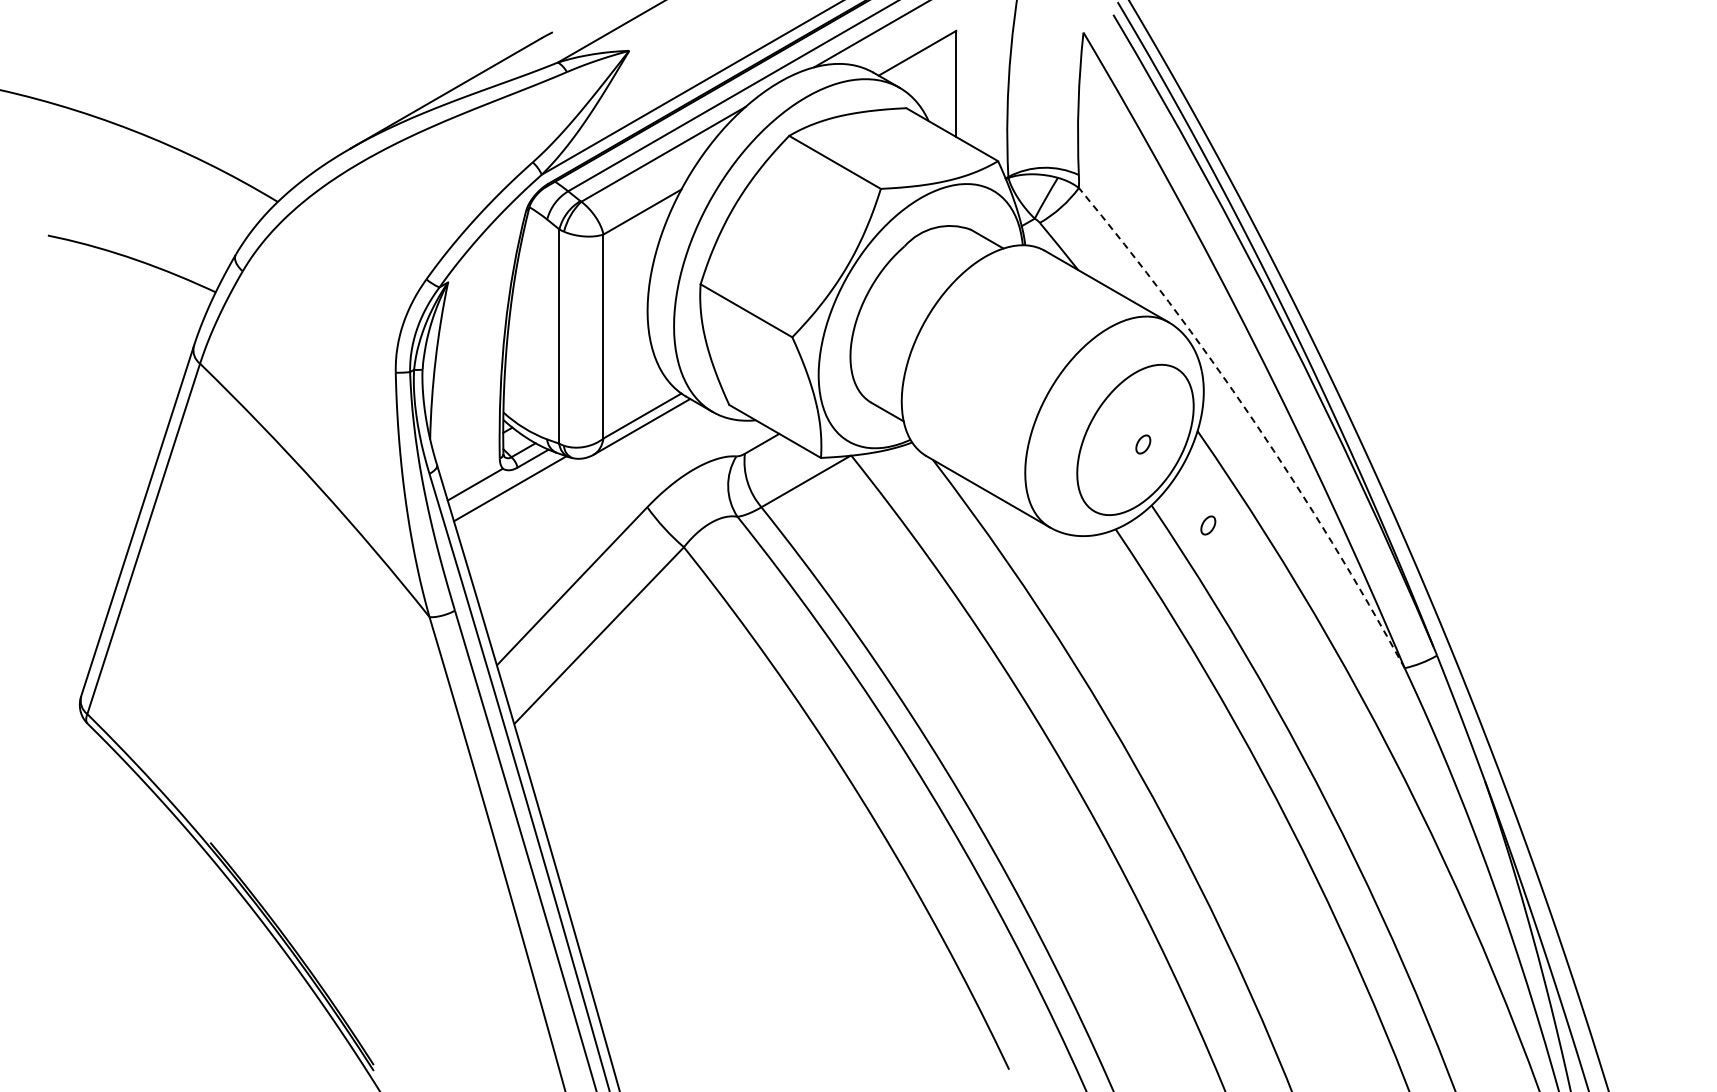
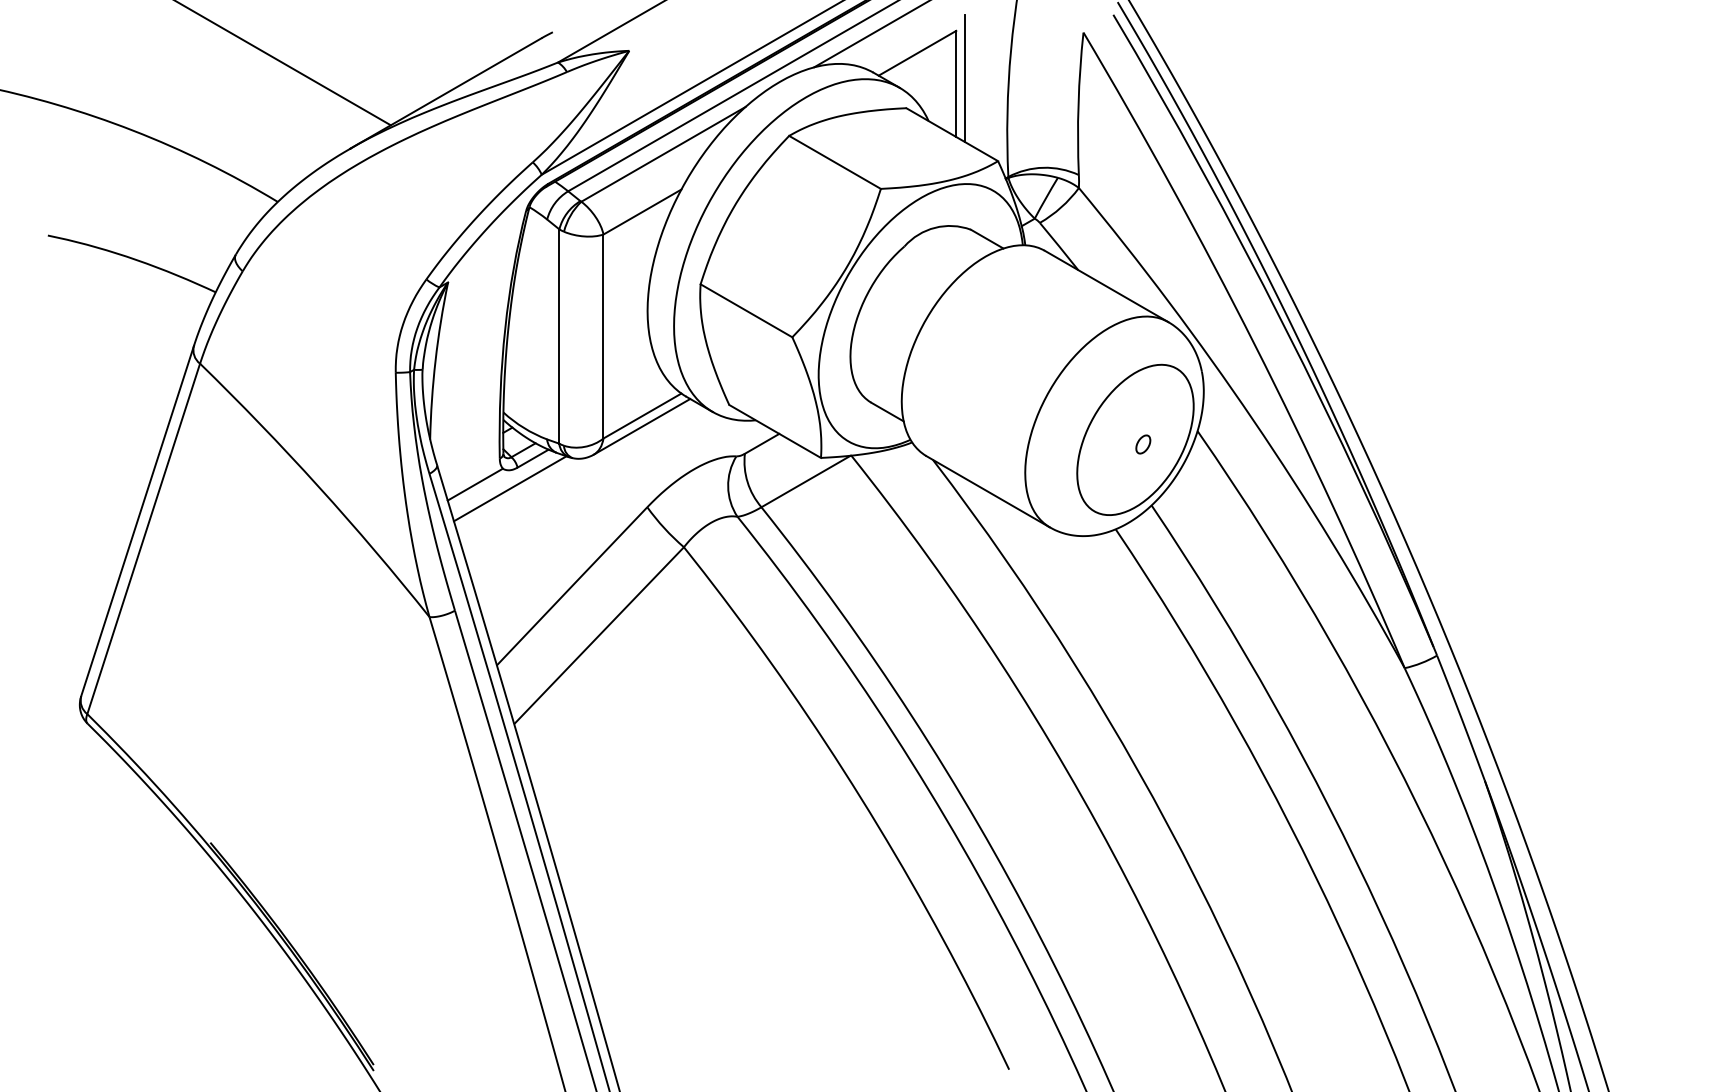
line: none -> present (283, 63)
line: none -> present (965, 78)
arc: dashed -> solid (1253, 420)
part: present -> none (1208, 525)
